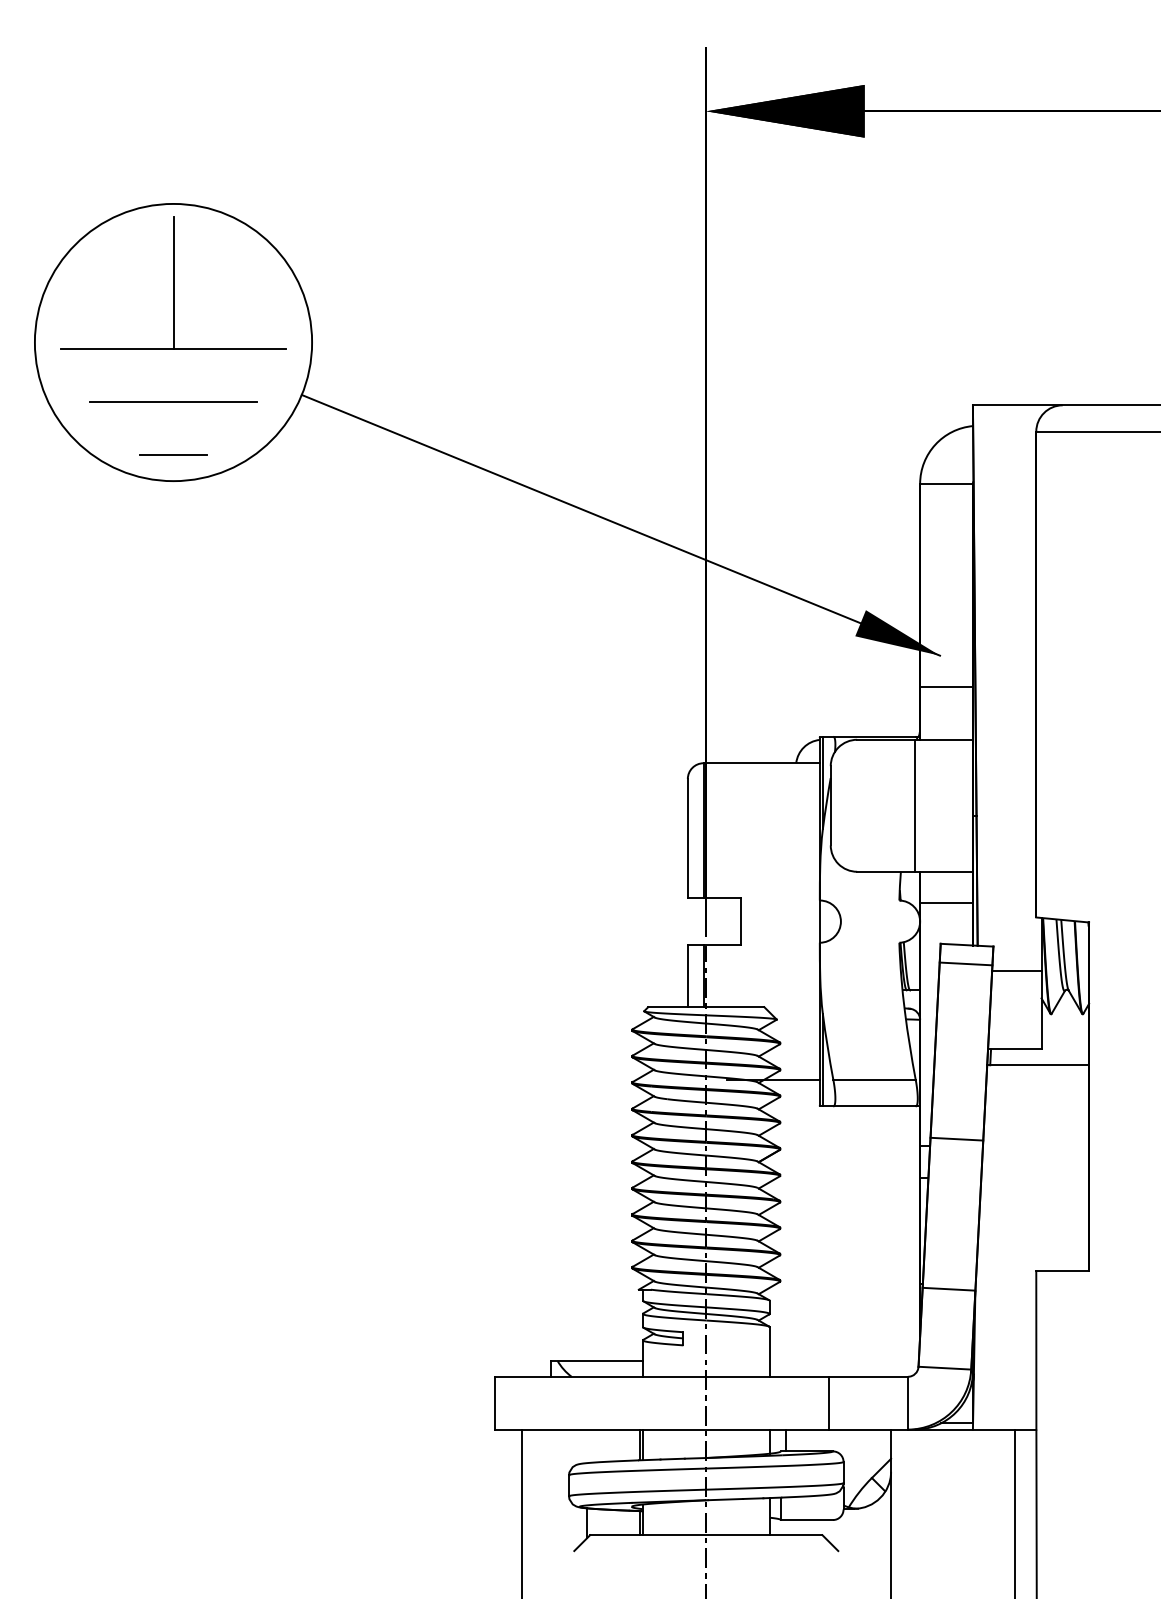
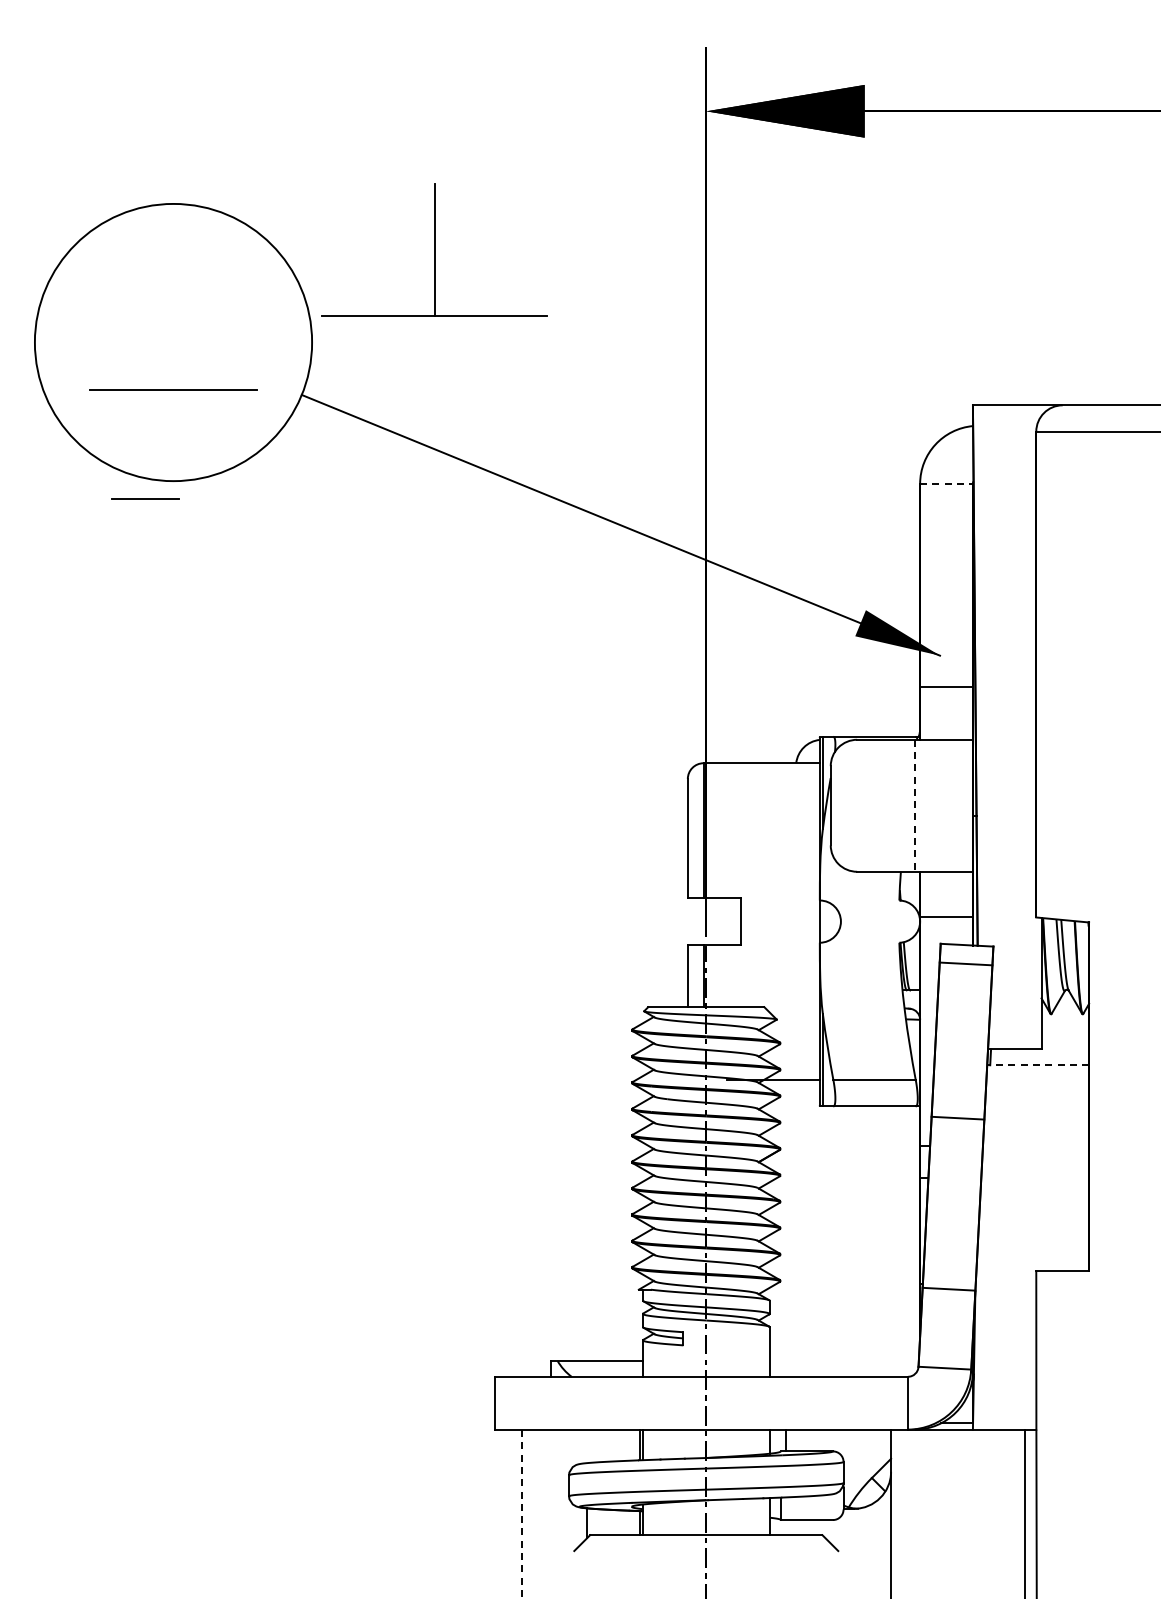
part position: (173, 282) -> (434, 249) (434, 249)
line position: (173, 401) -> (173, 389) (173, 389)
line position: (173, 454) -> (145, 498) (145, 498)
line: solid -> dashed (947, 483)
line: solid -> dashed (914, 805)
line position: (946, 903) -> (946, 917) (946, 917)
line: present -> none (1016, 971)
line: solid -> dashed (1038, 1065)
line position: (956, 1138) -> (957, 1117) (957, 1117)
line: present -> none (828, 1402)
line position: (1015, 1512) -> (1025, 1512) (1025, 1512)
line: solid -> dashed (521, 1513)
